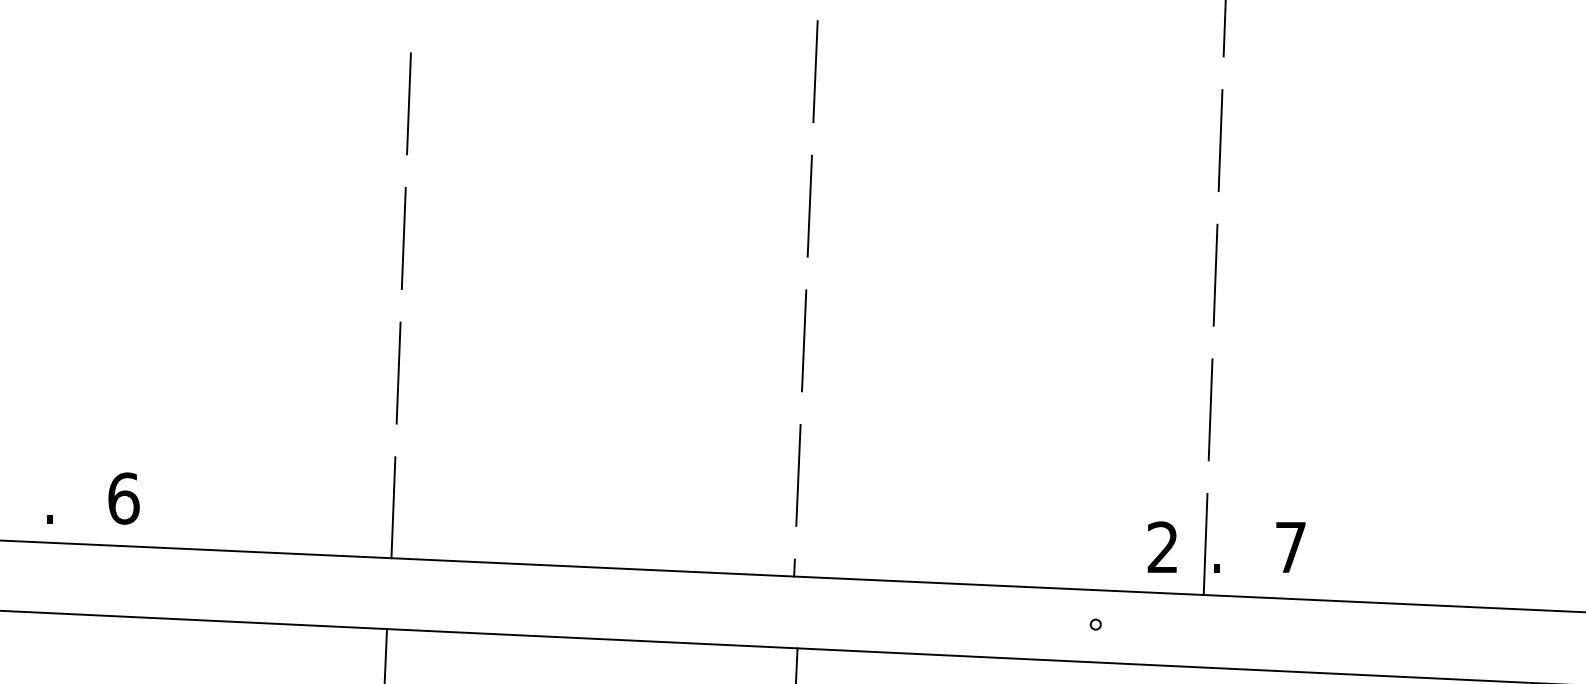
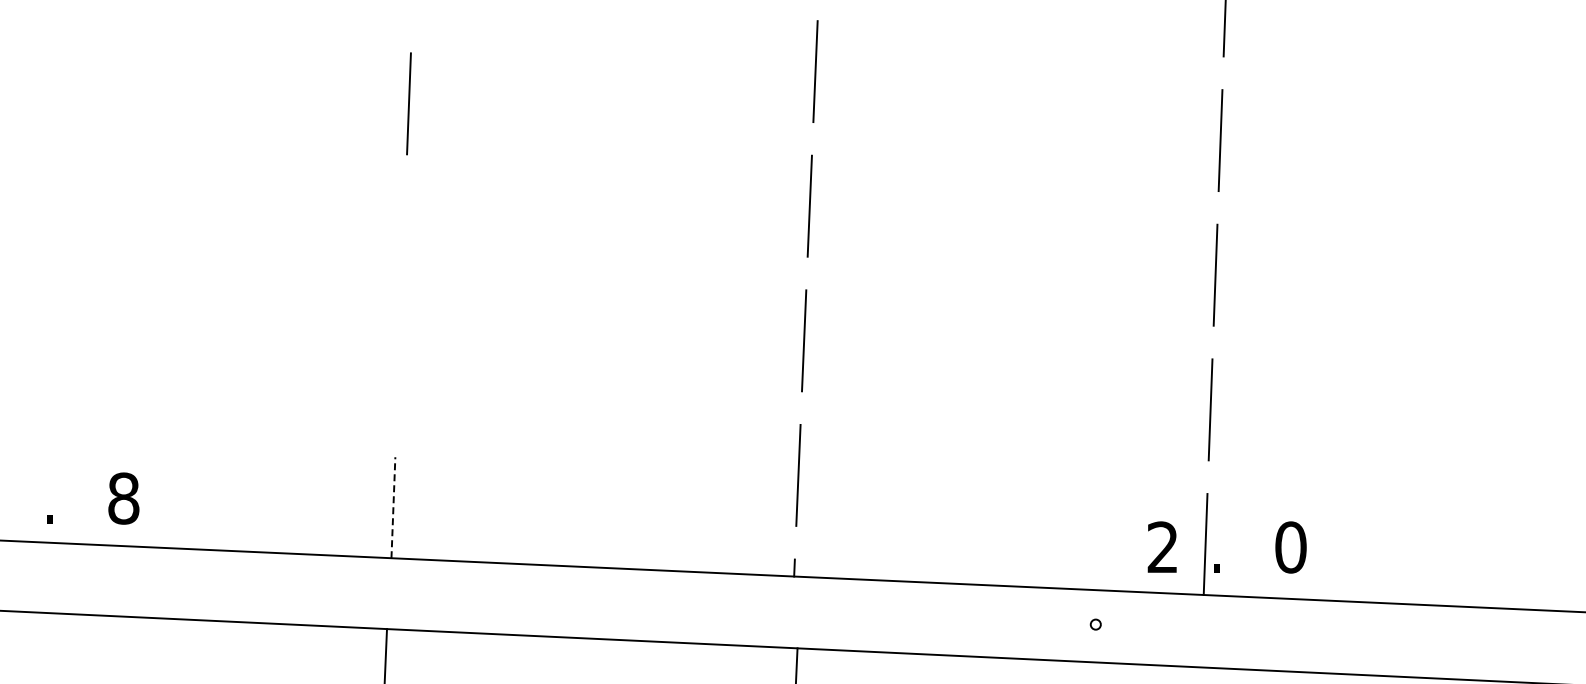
line: present -> none (403, 237)
line: present -> none (398, 372)
text: 6 -> 8 (123, 498)
line: solid -> dashed (393, 507)
text: 7 -> 0 (1290, 547)
